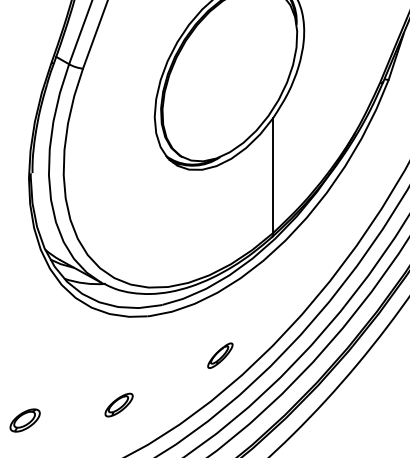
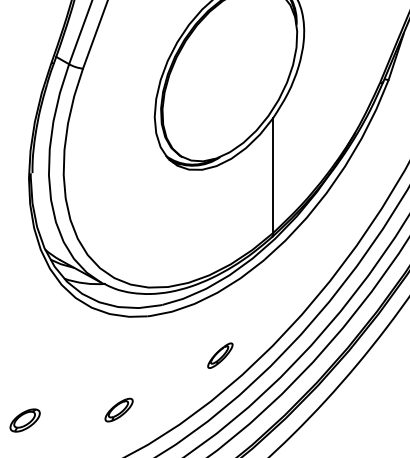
part position: (118, 404) -> (118, 409) (118, 409)
